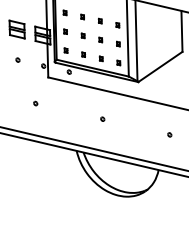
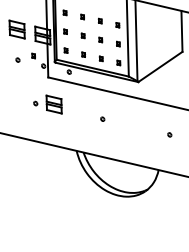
part: none -> present (33, 55)
part: none -> present (53, 104)
line: present -> none (93, 148)
